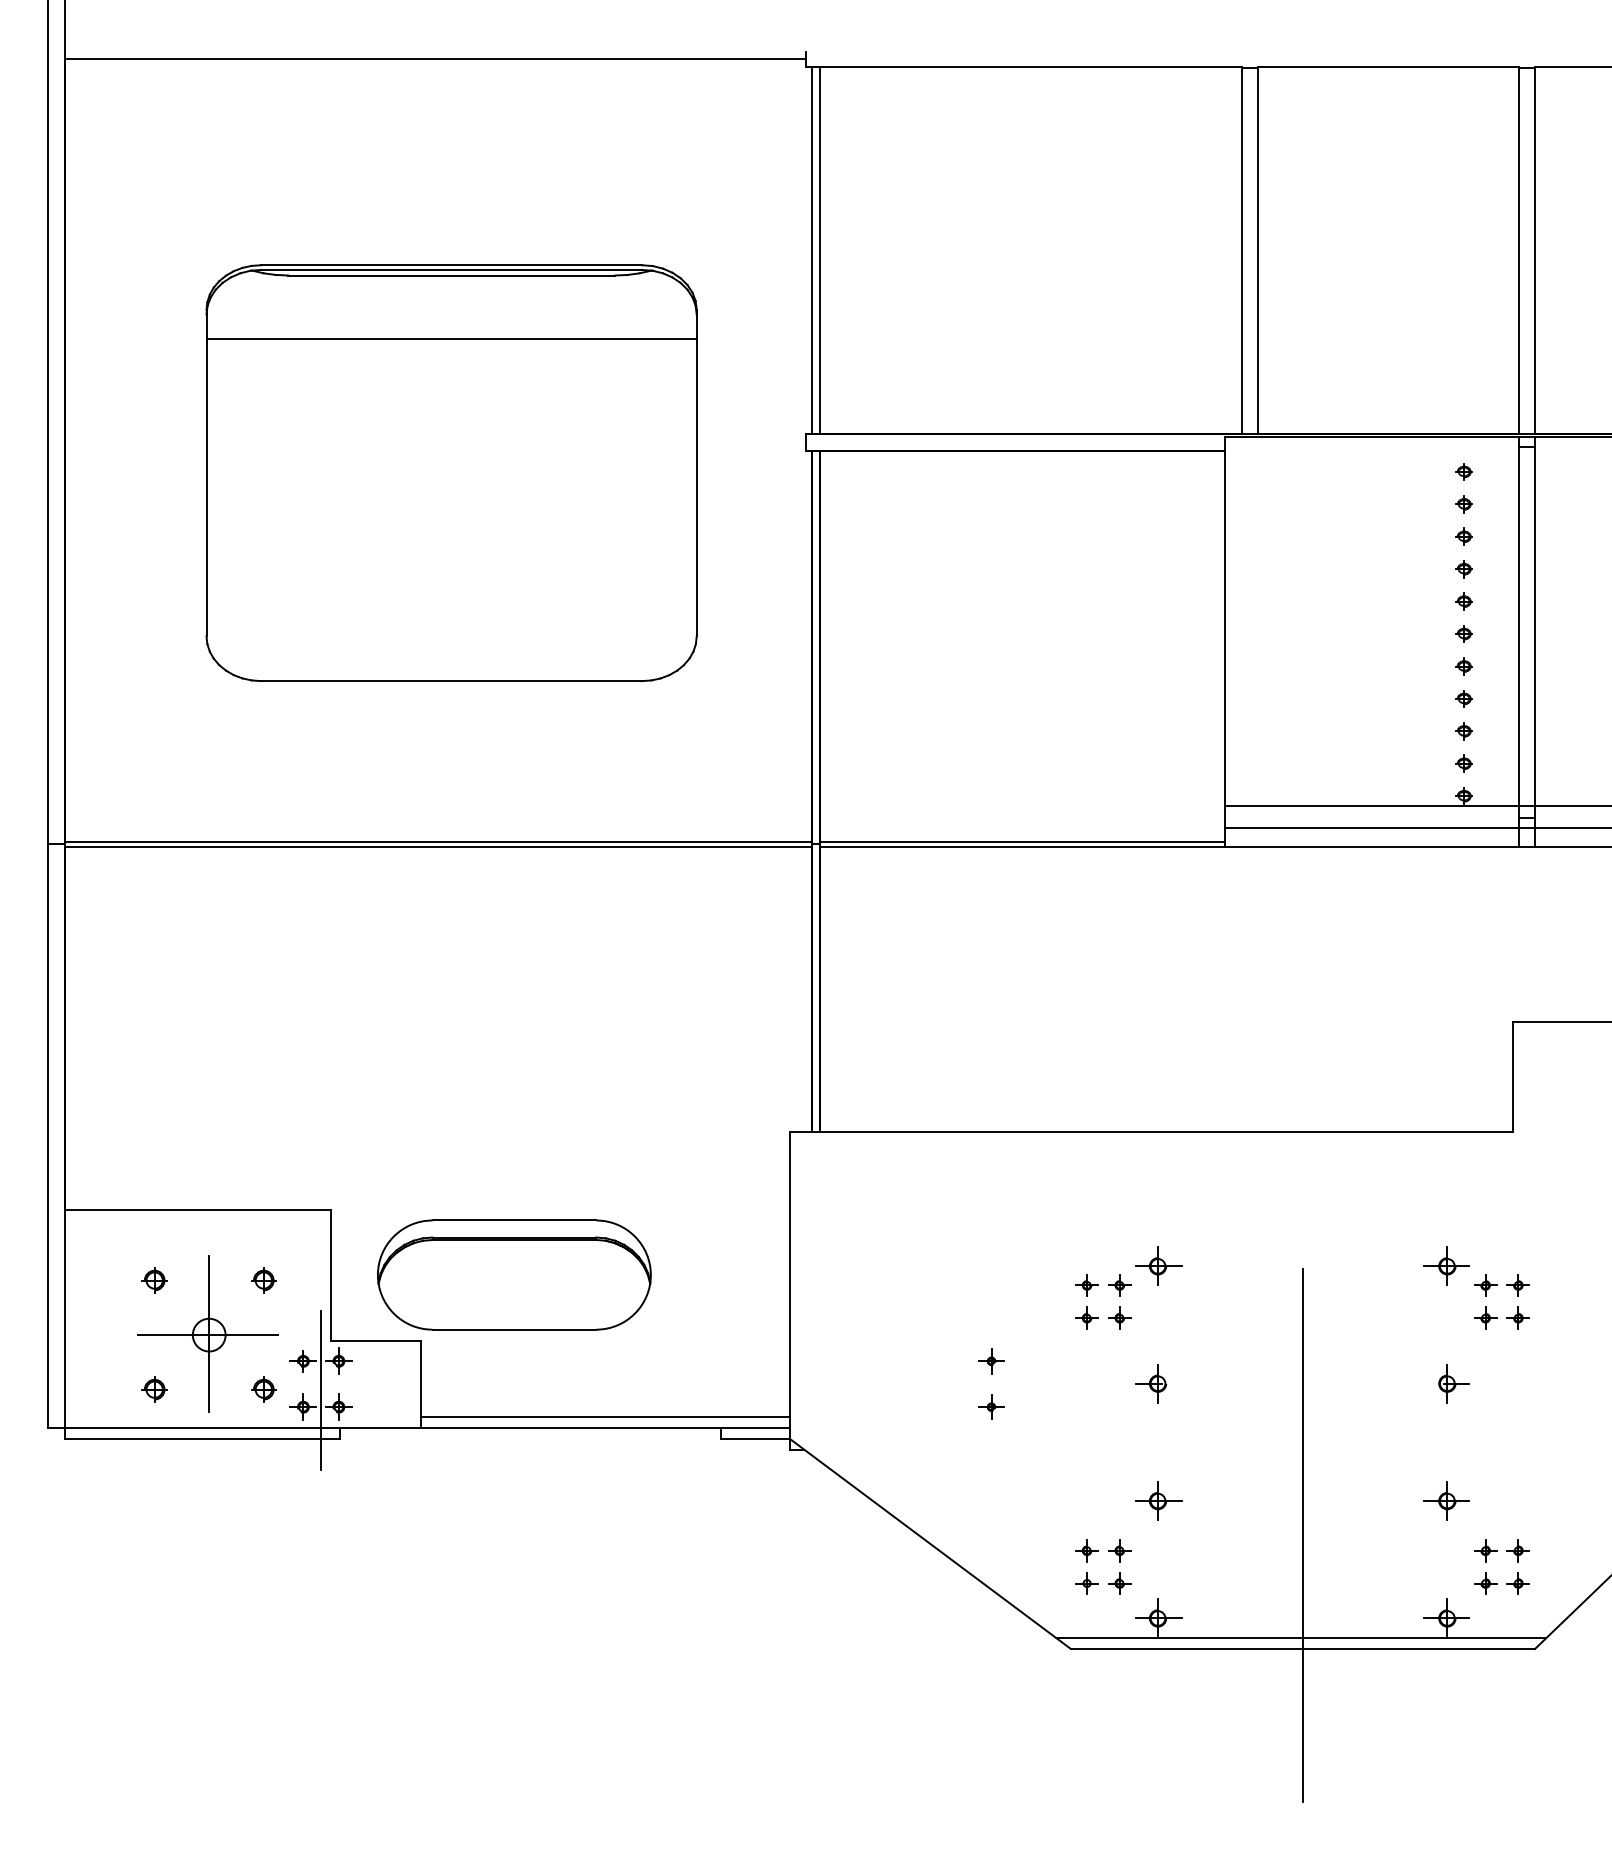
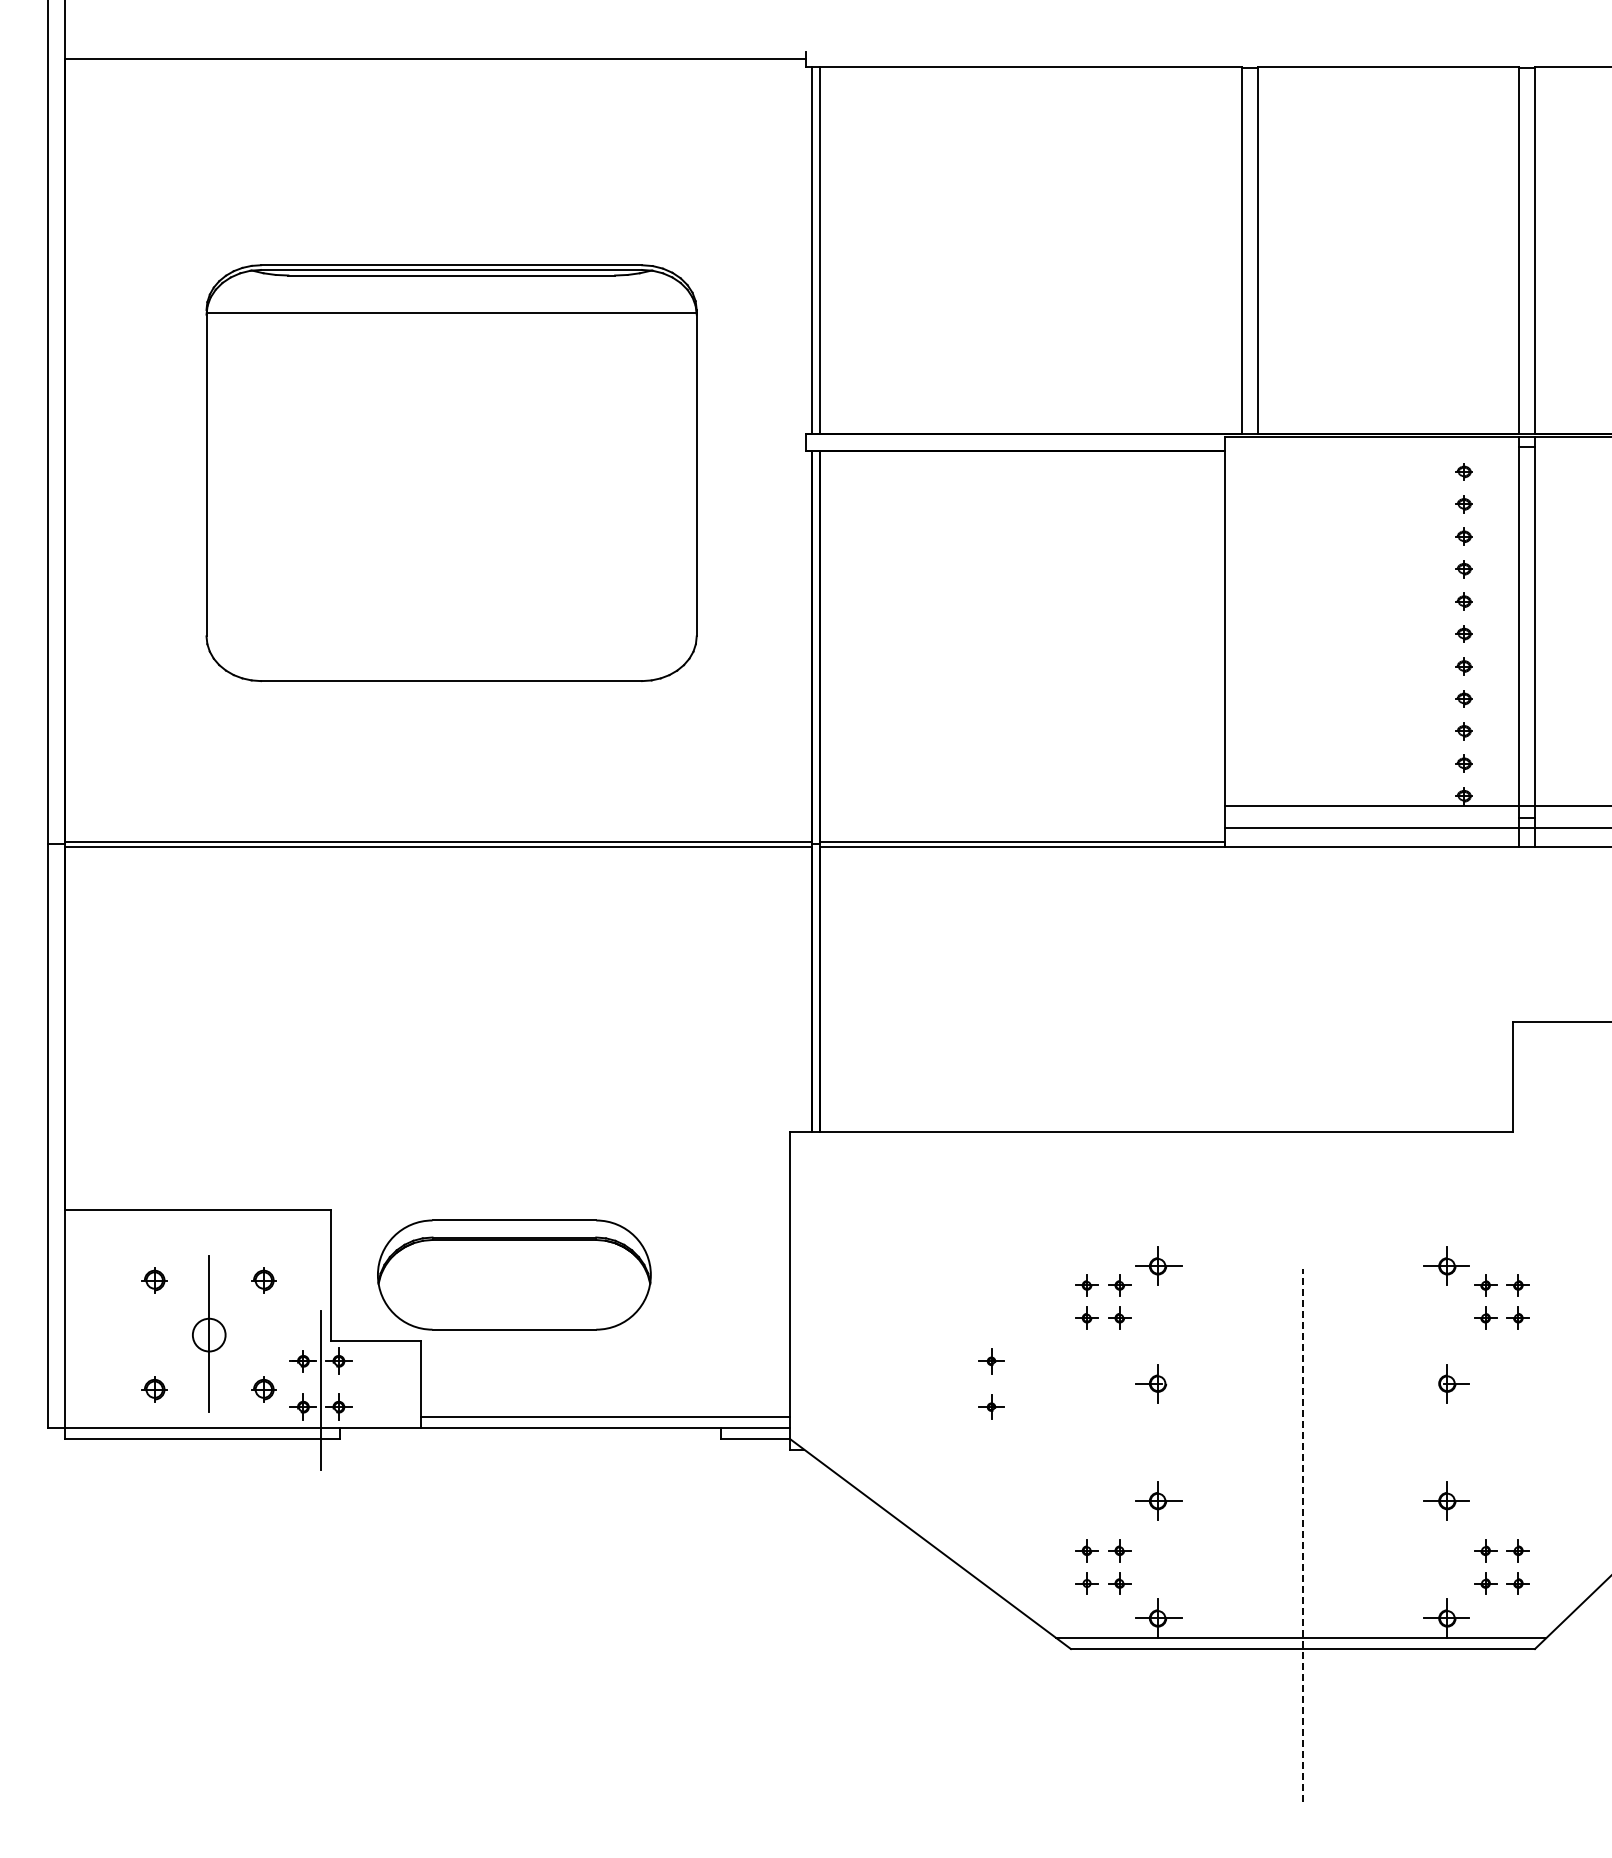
line position: (451, 338) -> (451, 312) (451, 312)
line: present -> none (208, 1335)
line: solid -> dashed (1302, 1535)
